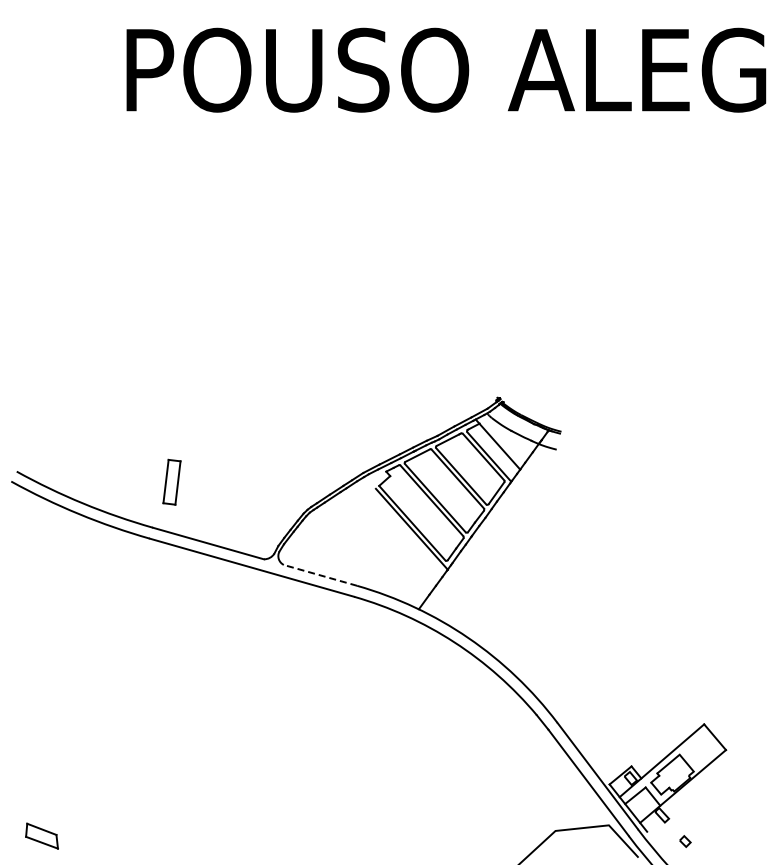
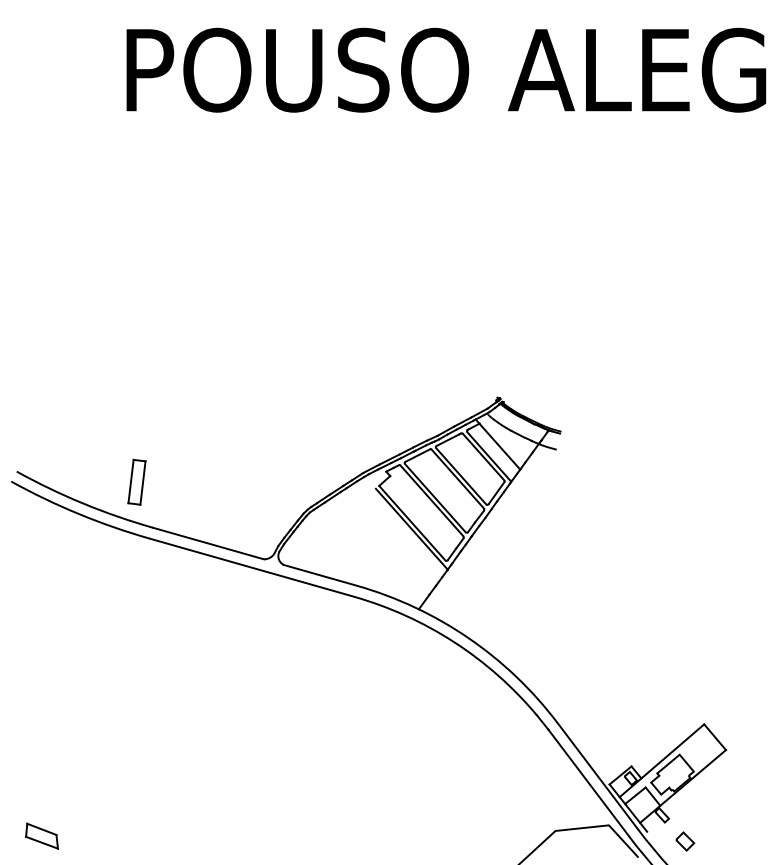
part position: (171, 481) -> (136, 481) (136, 481)
line: dashed -> solid (320, 575)
part size: 13x13 px -> 21x21 px (685, 841)
